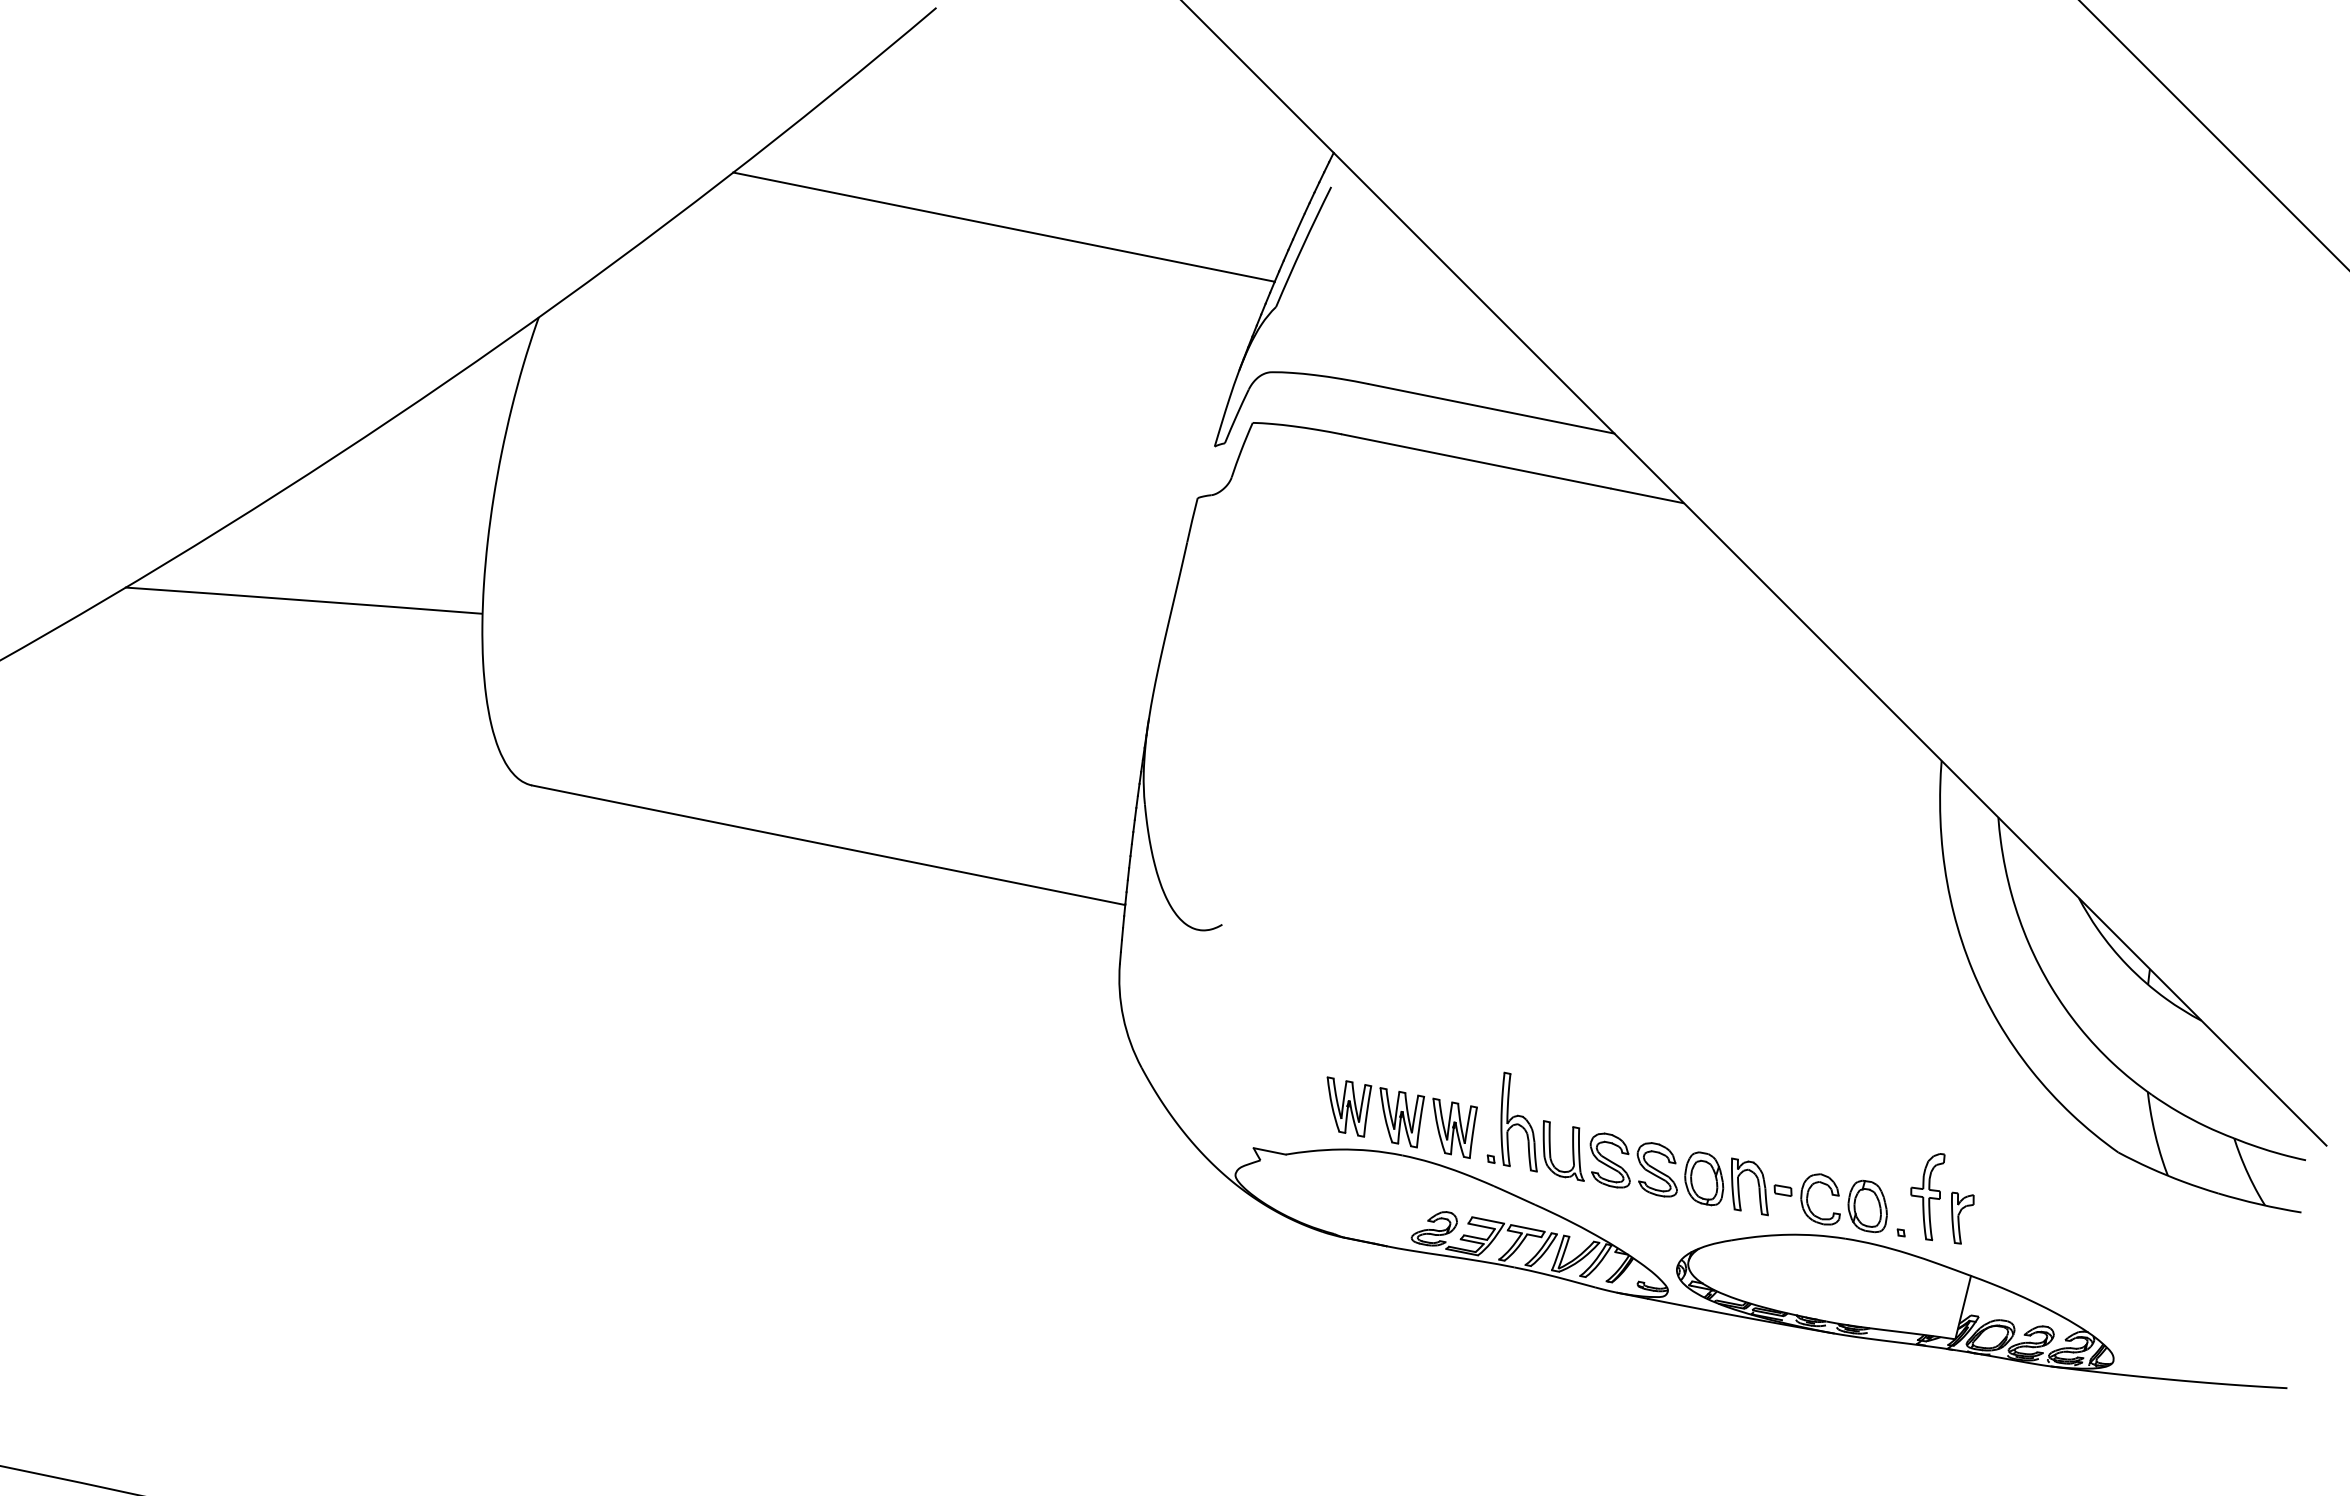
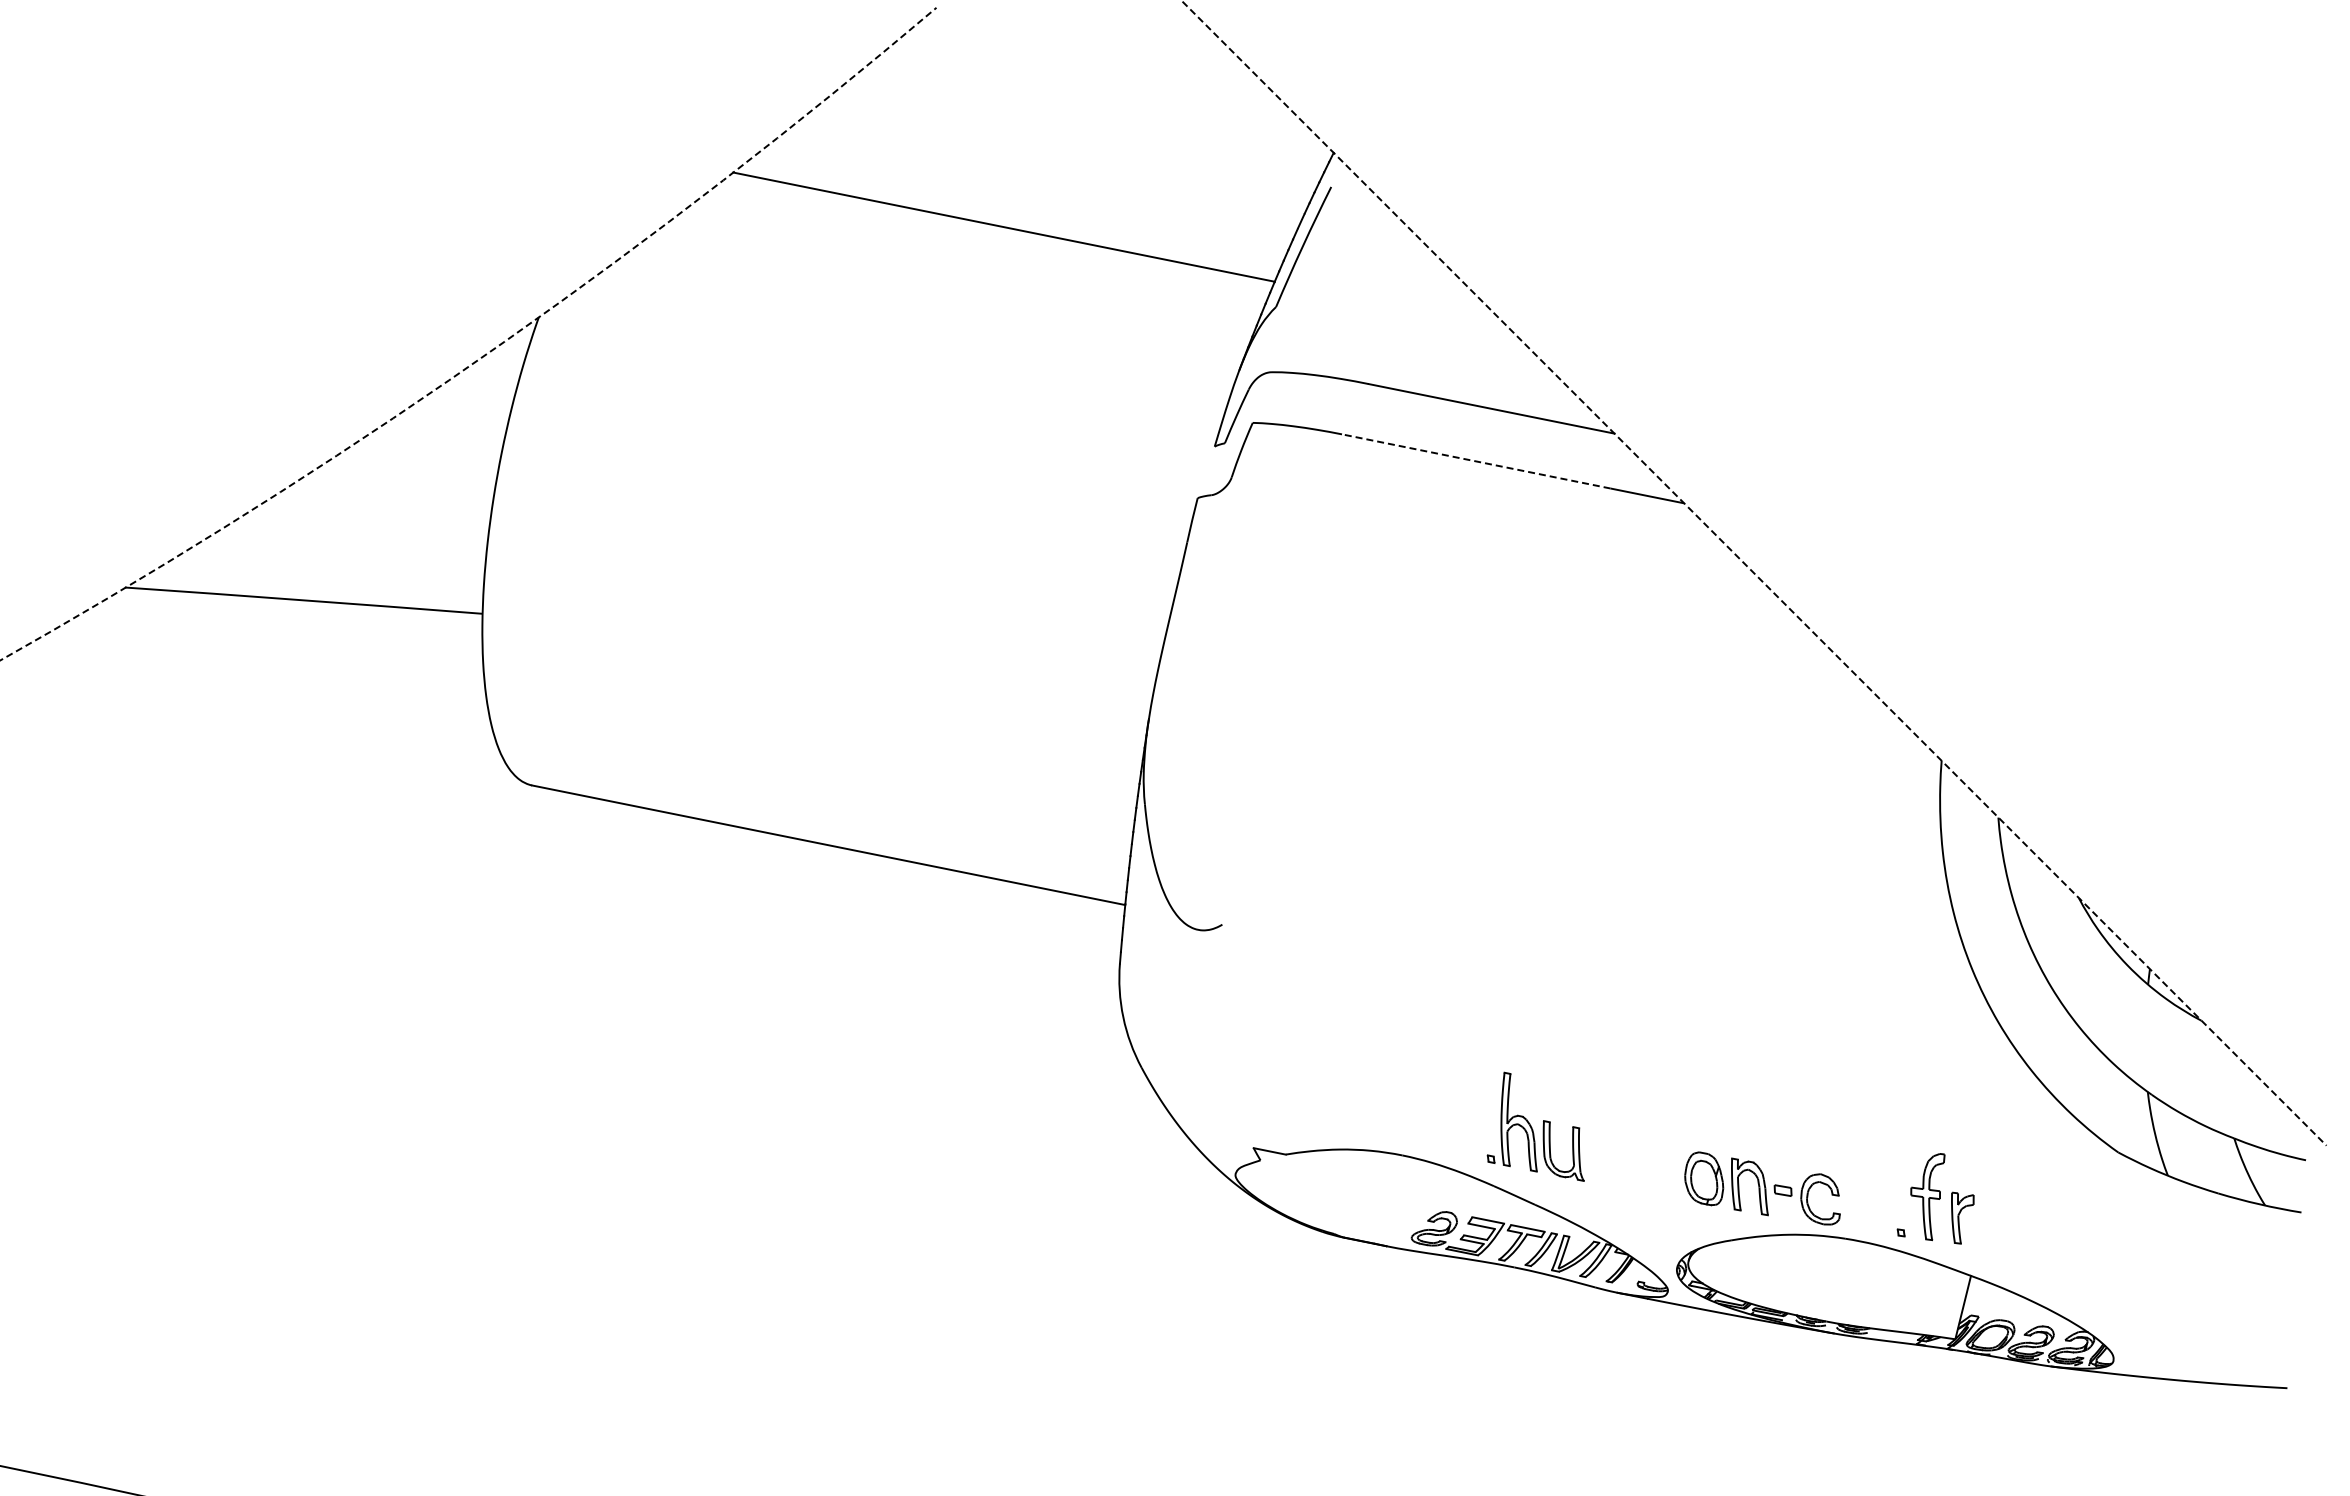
line: present -> none (2213, 135)
arc: solid -> dashed (484, 356)
line: solid -> dashed (1476, 461)
line: solid -> dashed (1753, 572)
part: present -> none (1401, 1117)
part: present -> none (1633, 1164)
part: present -> none (1867, 1206)
